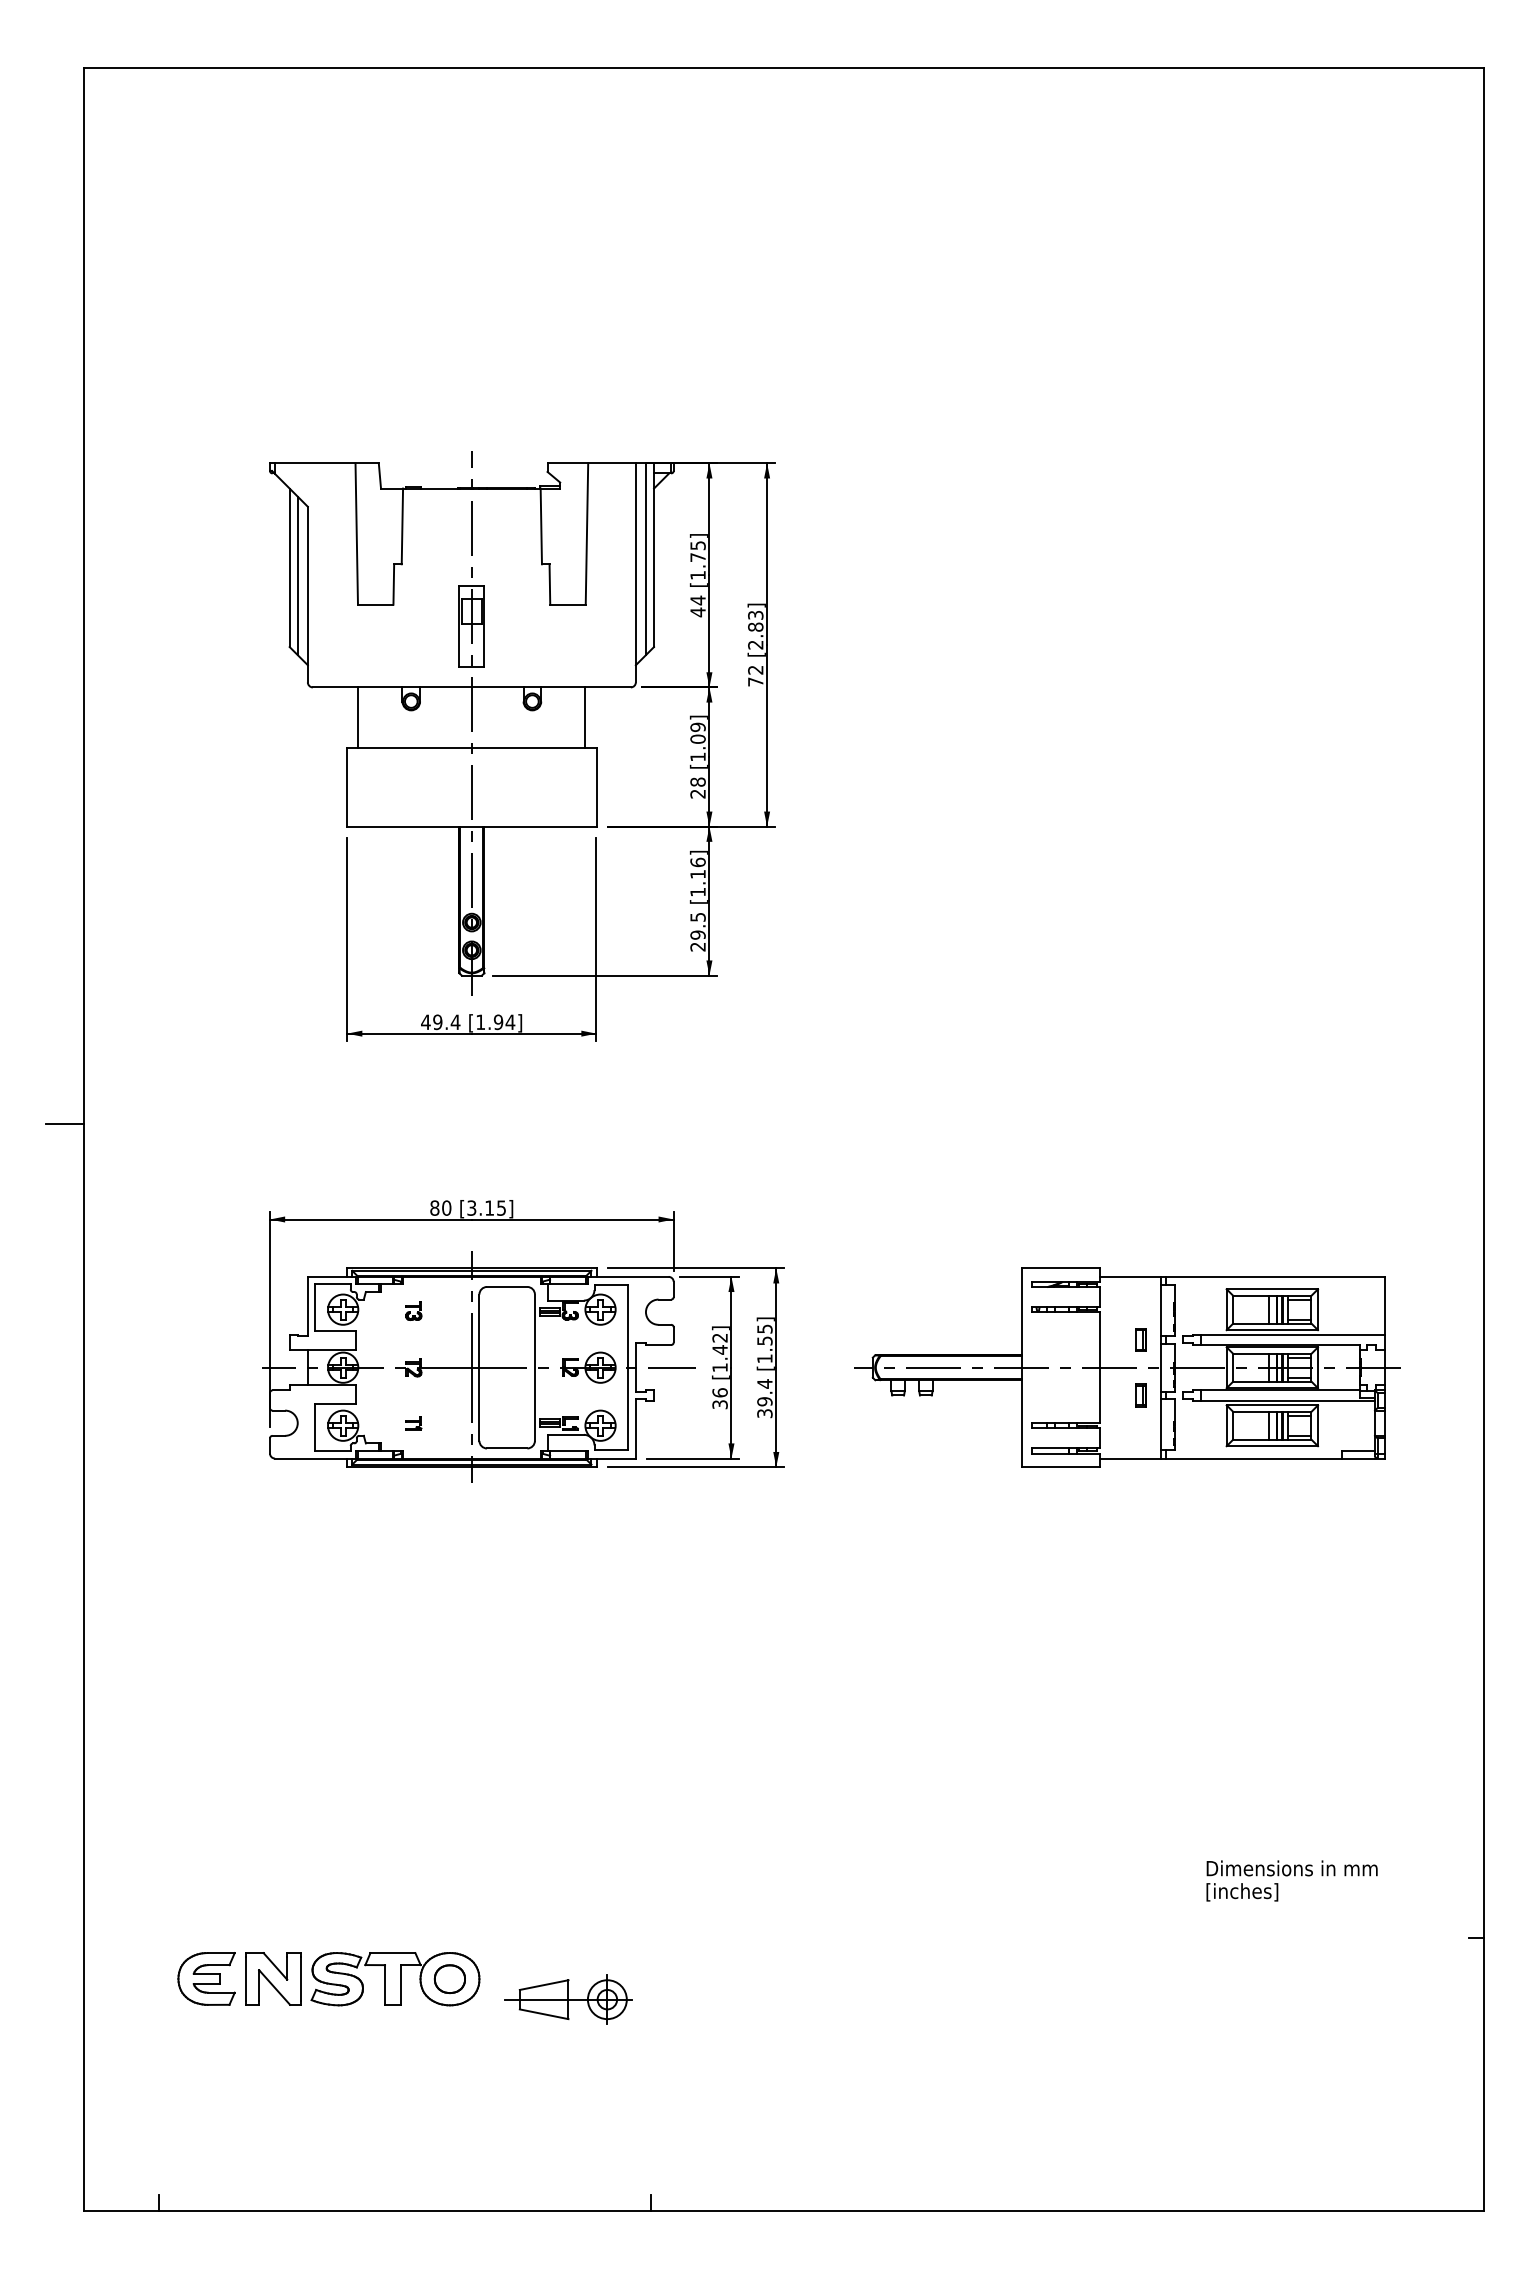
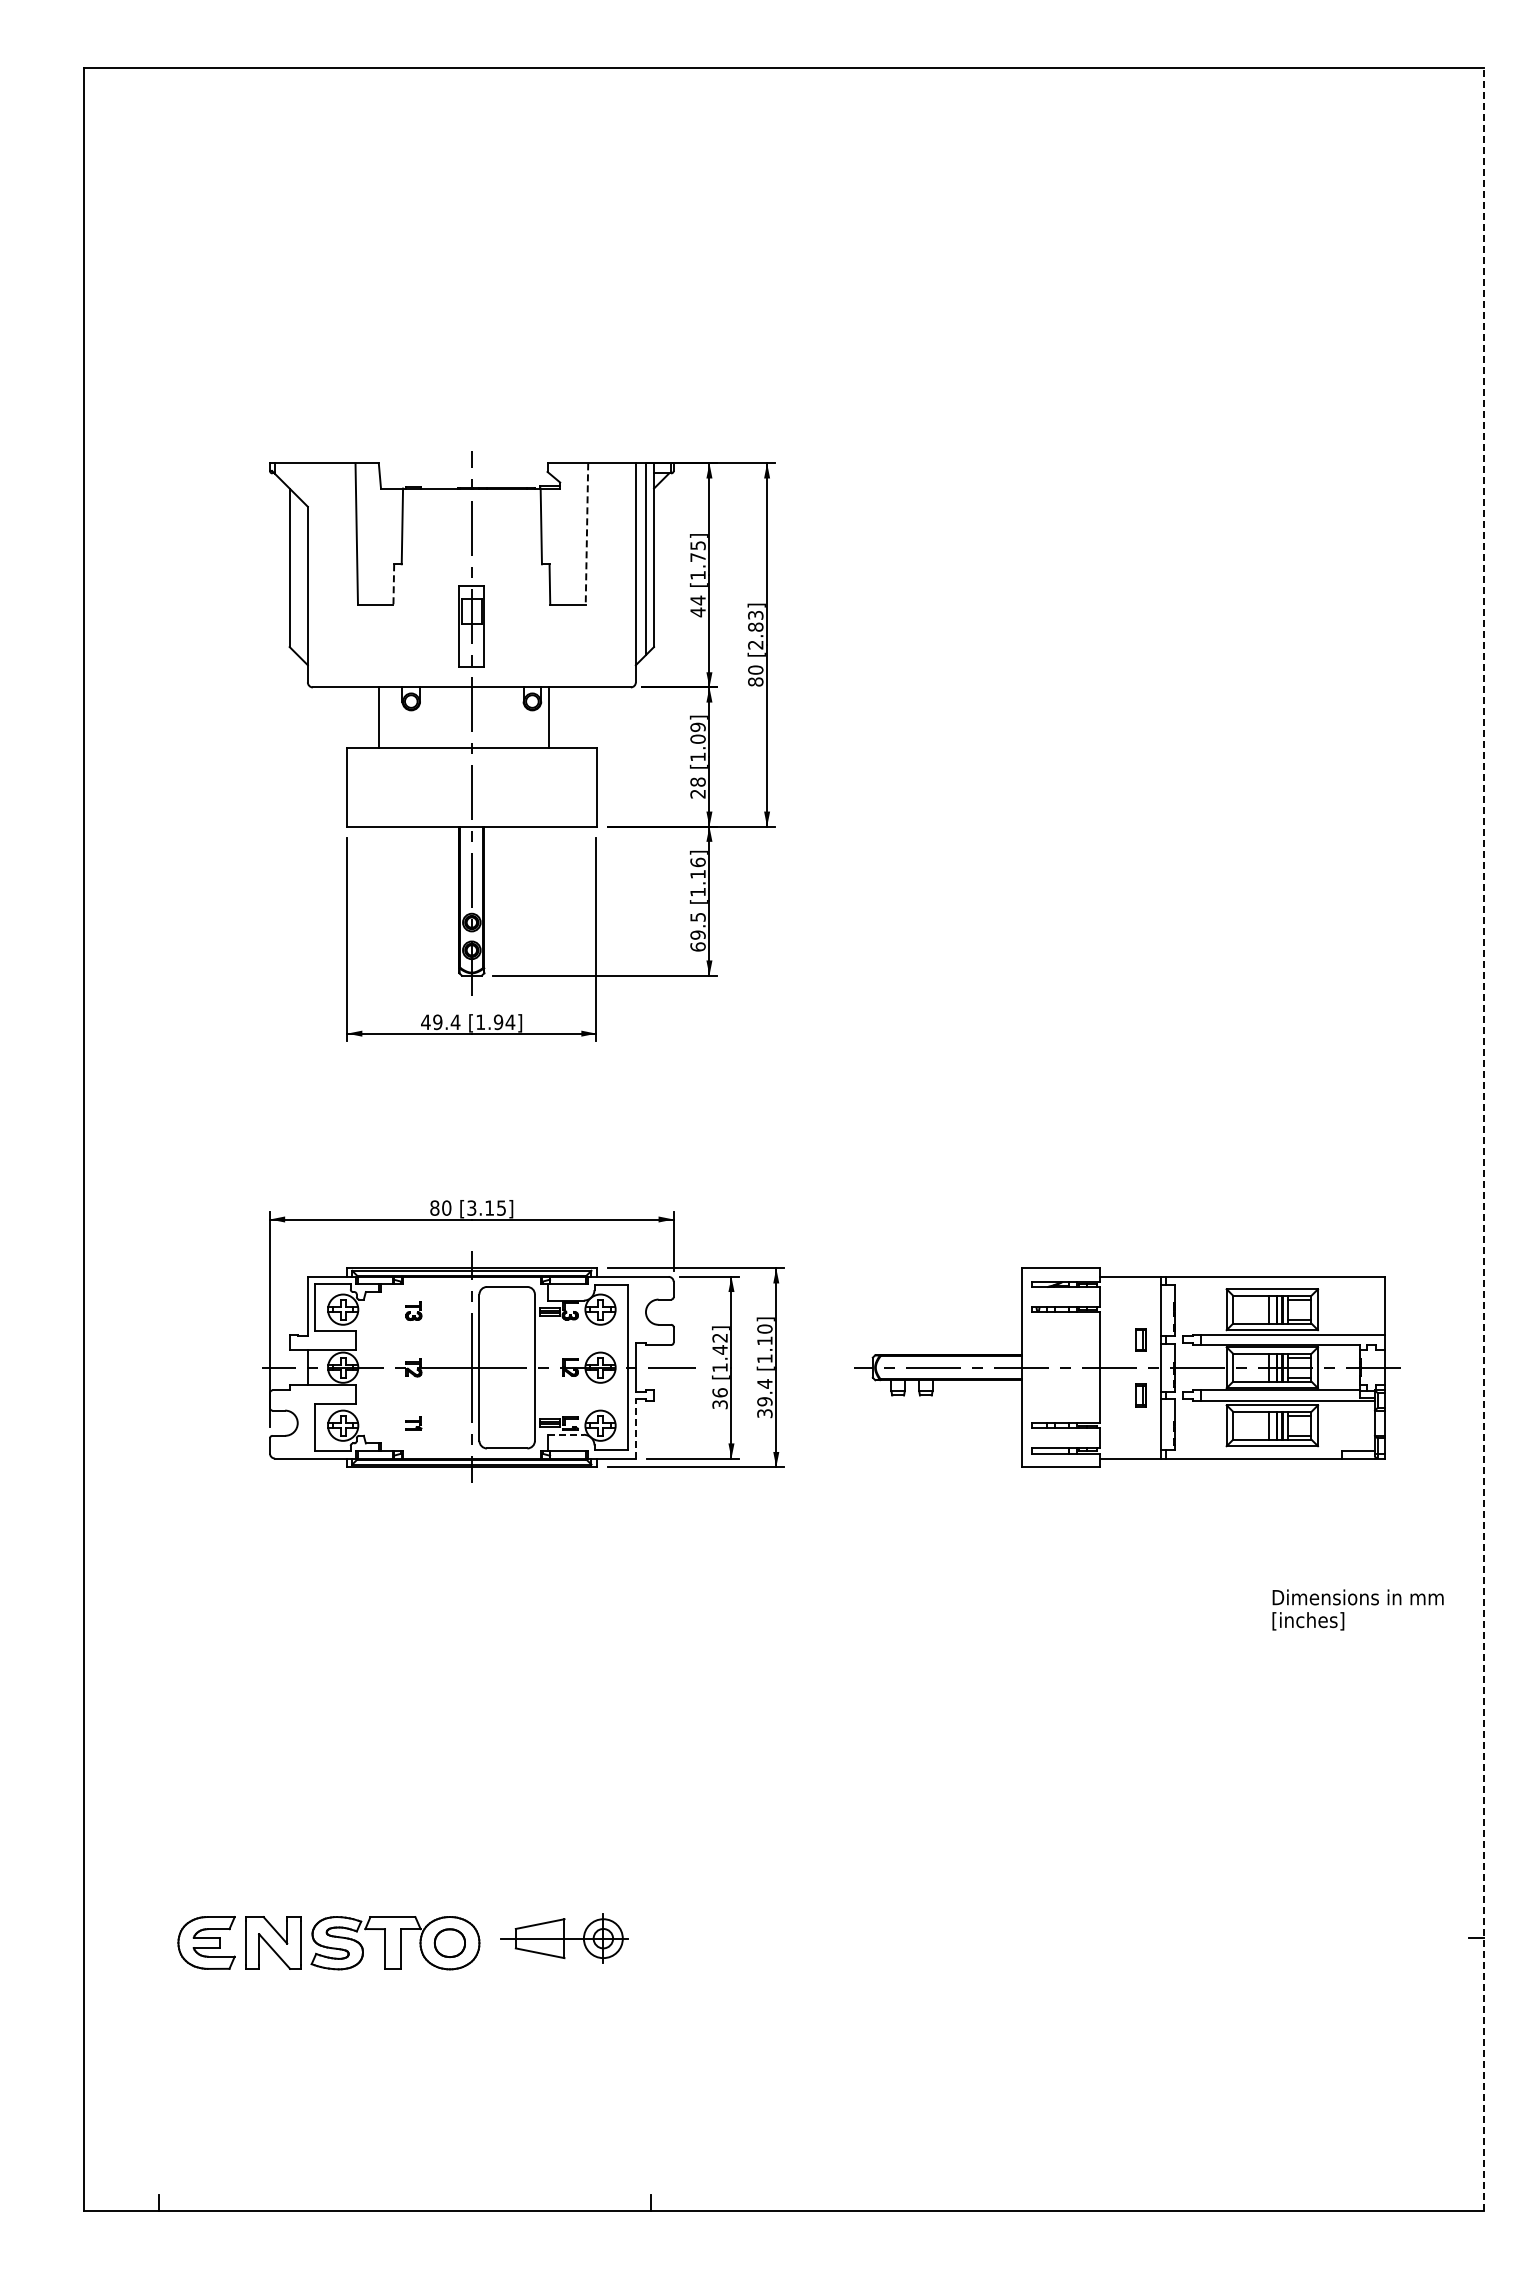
line: solid -> dashed (586, 534)
line: present -> none (297, 575)
line: solid -> dashed (393, 584)
text: 72 -> 80 (755, 675)
line position: (358, 717) -> (379, 717) (379, 717)
line position: (585, 717) -> (549, 717) (549, 717)
text: 29.5 -> 69.5 (697, 946)
line: present -> none (64, 1124)
line: solid -> dashed (1484, 1139)
text: [1.55] -> [1.10] (764, 1334)
line: solid -> dashed (635, 1428)
line: solid -> dashed (566, 1434)
text position: (1291, 1880) -> (1357, 1609) (1357, 1609)
part position: (328, 1979) -> (328, 1943) (328, 1943)
part position: (568, 1999) -> (564, 1938) (564, 1938)
